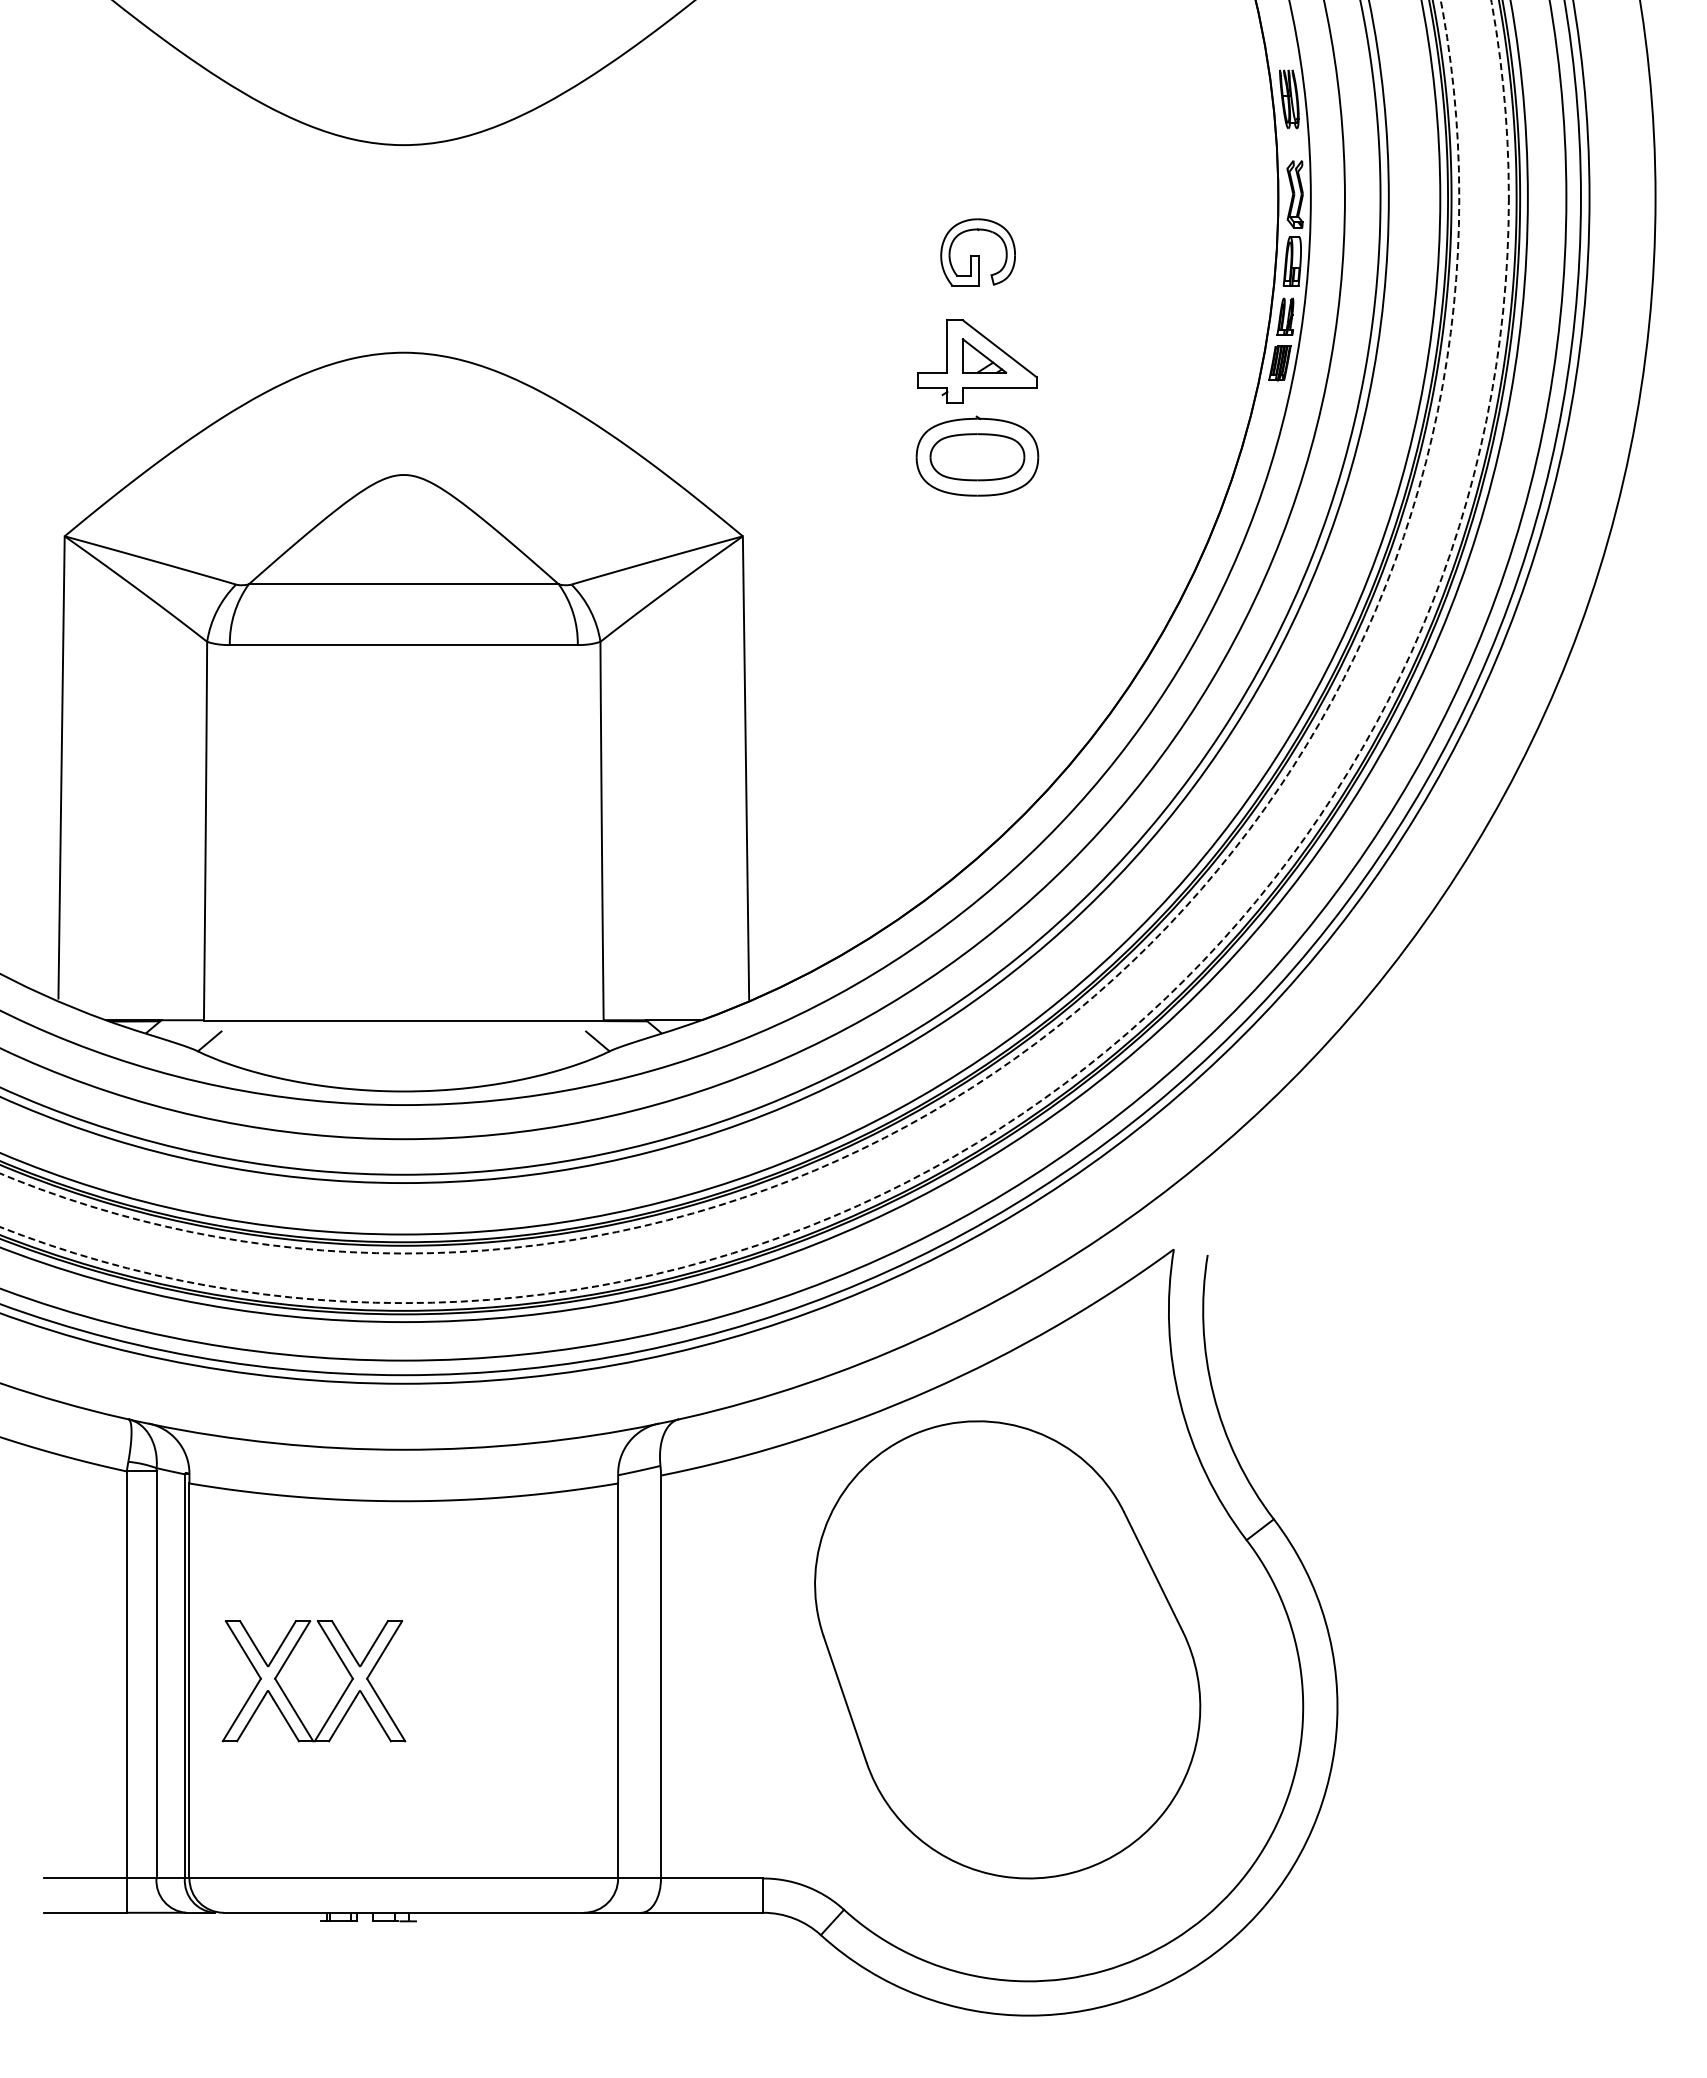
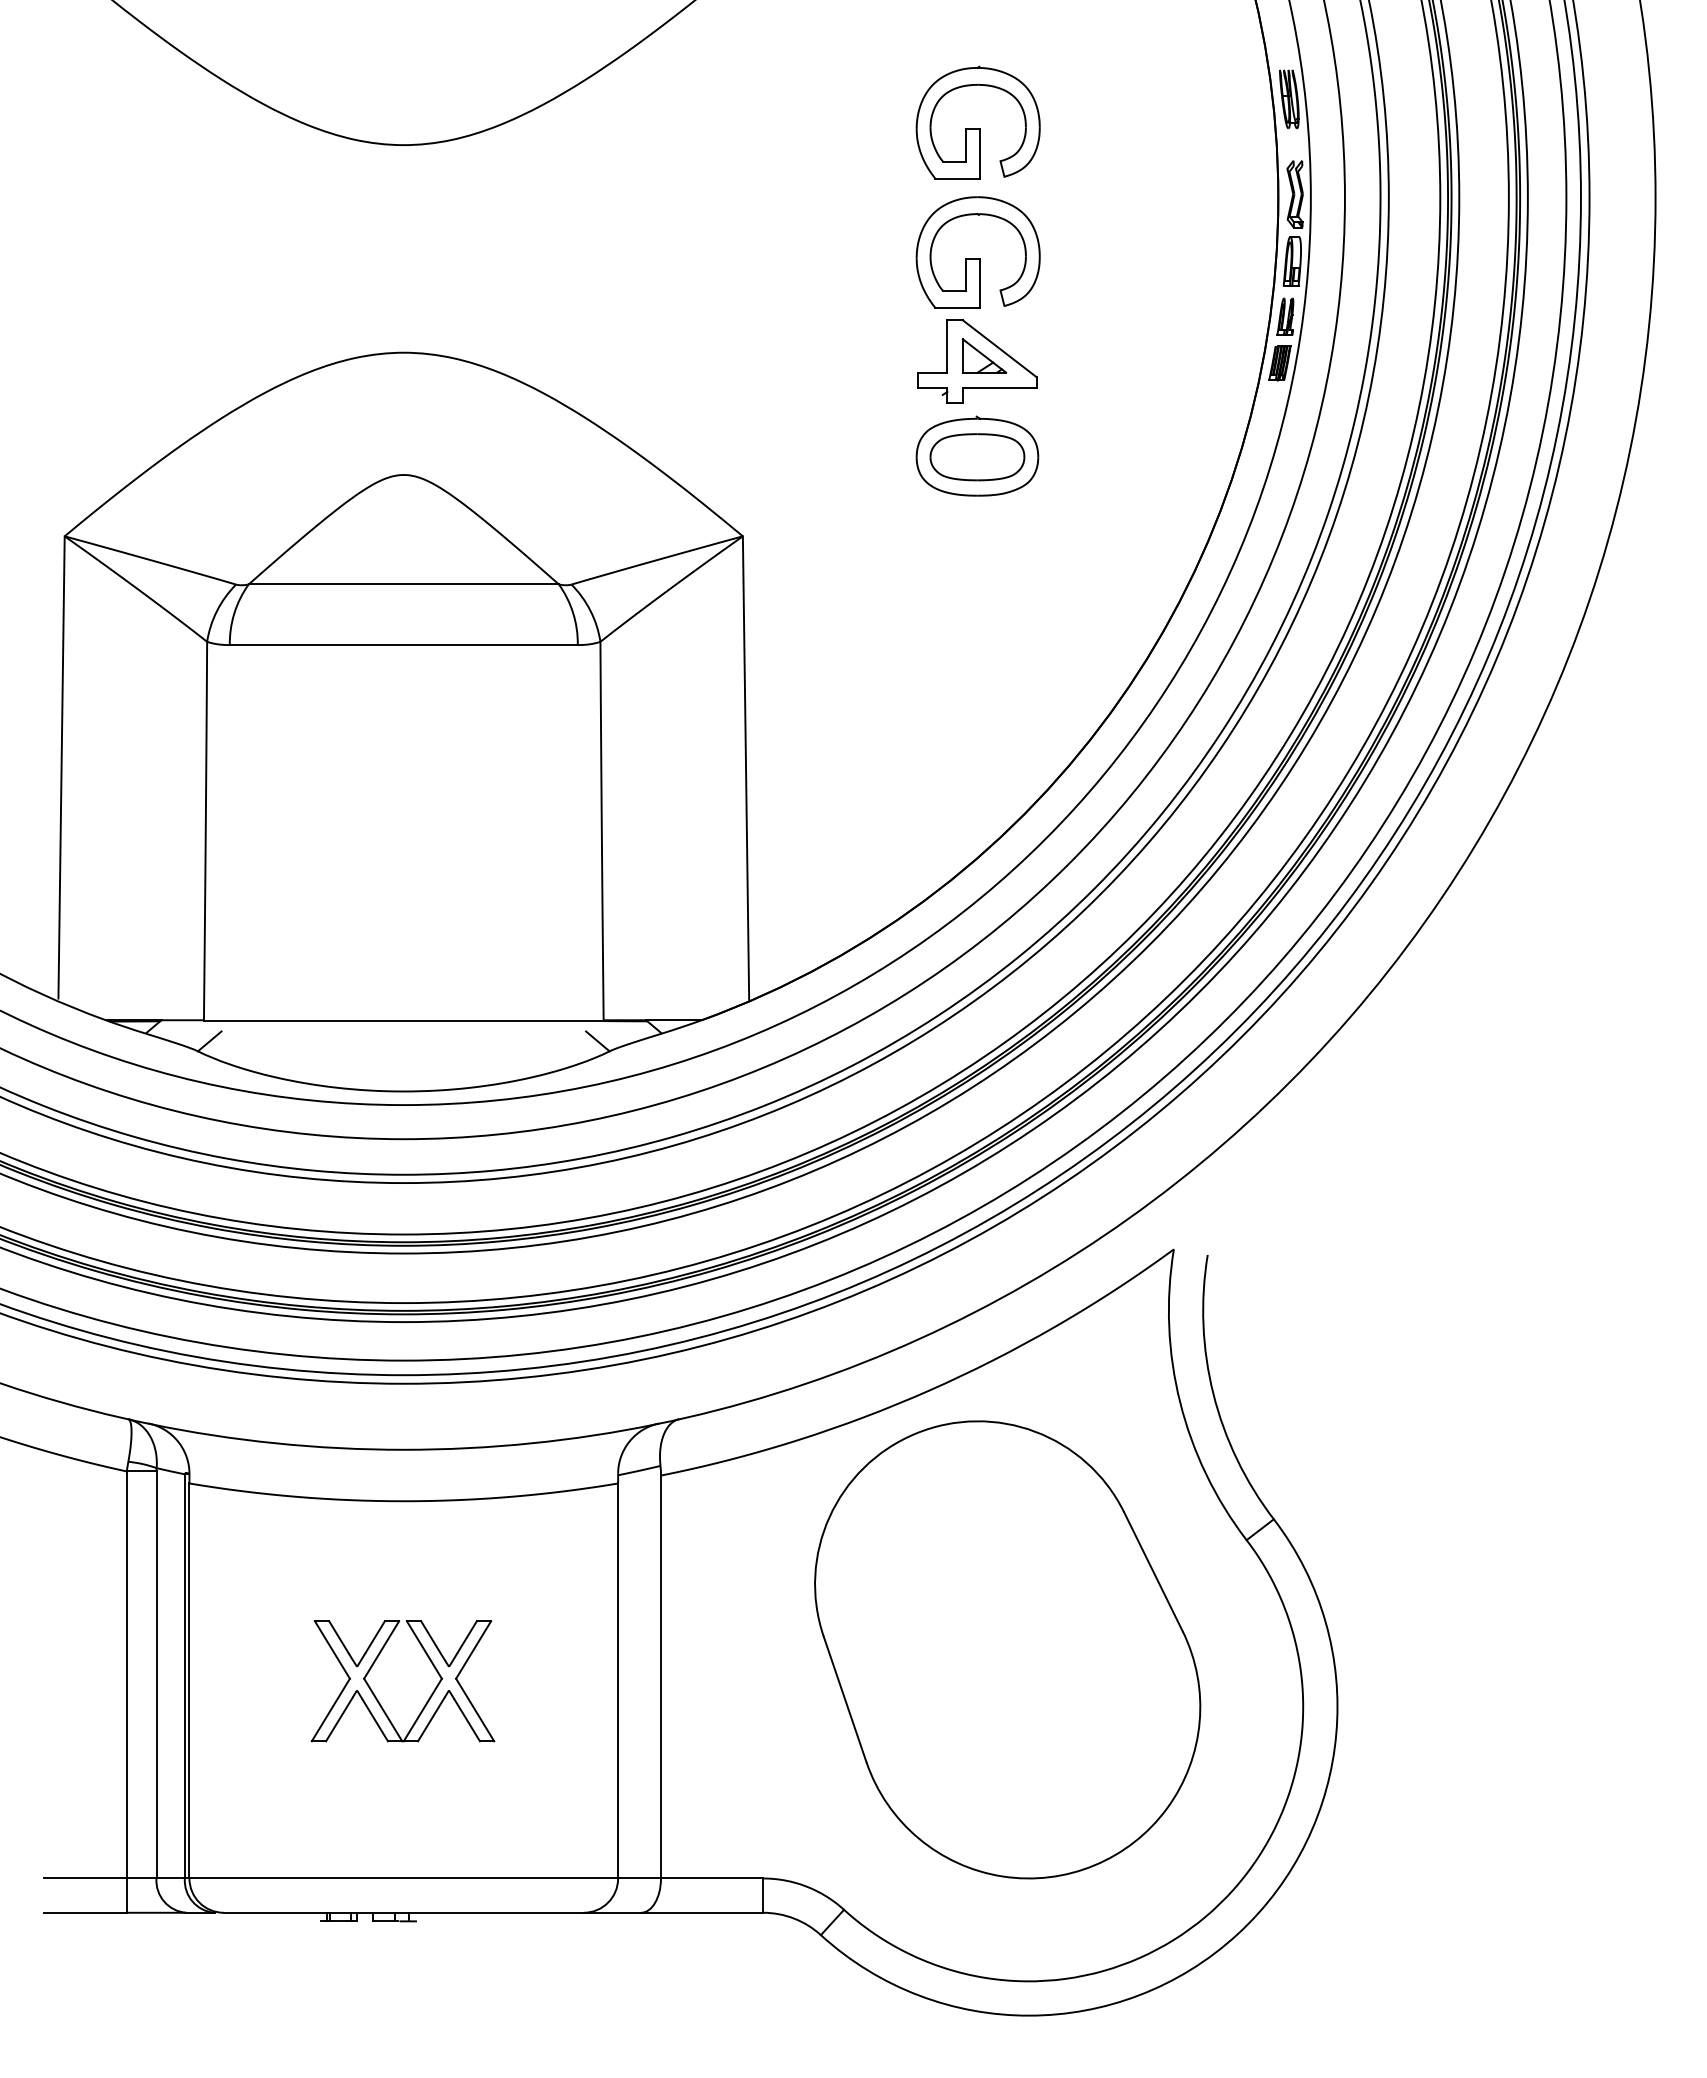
part: none -> present (977, 122)
part size: 76x69 px -> 126x113 px (977, 252)
circle: dashed -> solid (729, 626)
circle: dashed -> solid (754, 651)
part position: (287, 1696) -> (376, 1696) (376, 1696)
